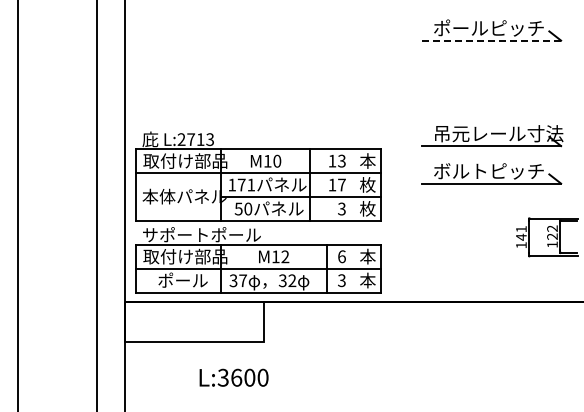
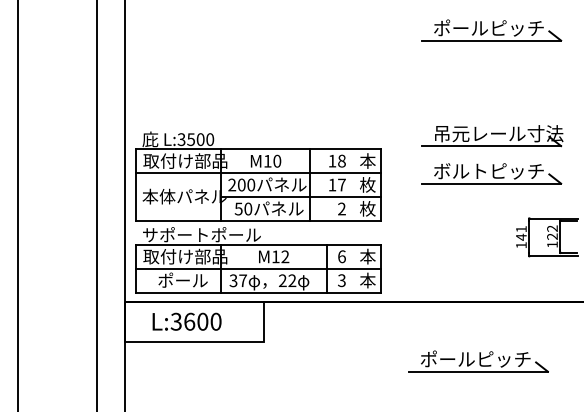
line: dashed -> solid (491, 40)
text: L:2713 -> L:3500 (195, 139)
text: 13 -> 18 (341, 160)
text: 171 -> 200 (241, 184)
text: 3 -> 2 (341, 209)
text: 32 -> 22 (282, 281)
part: none -> present (478, 361)
text position: (233, 377) -> (186, 321) (186, 321)
